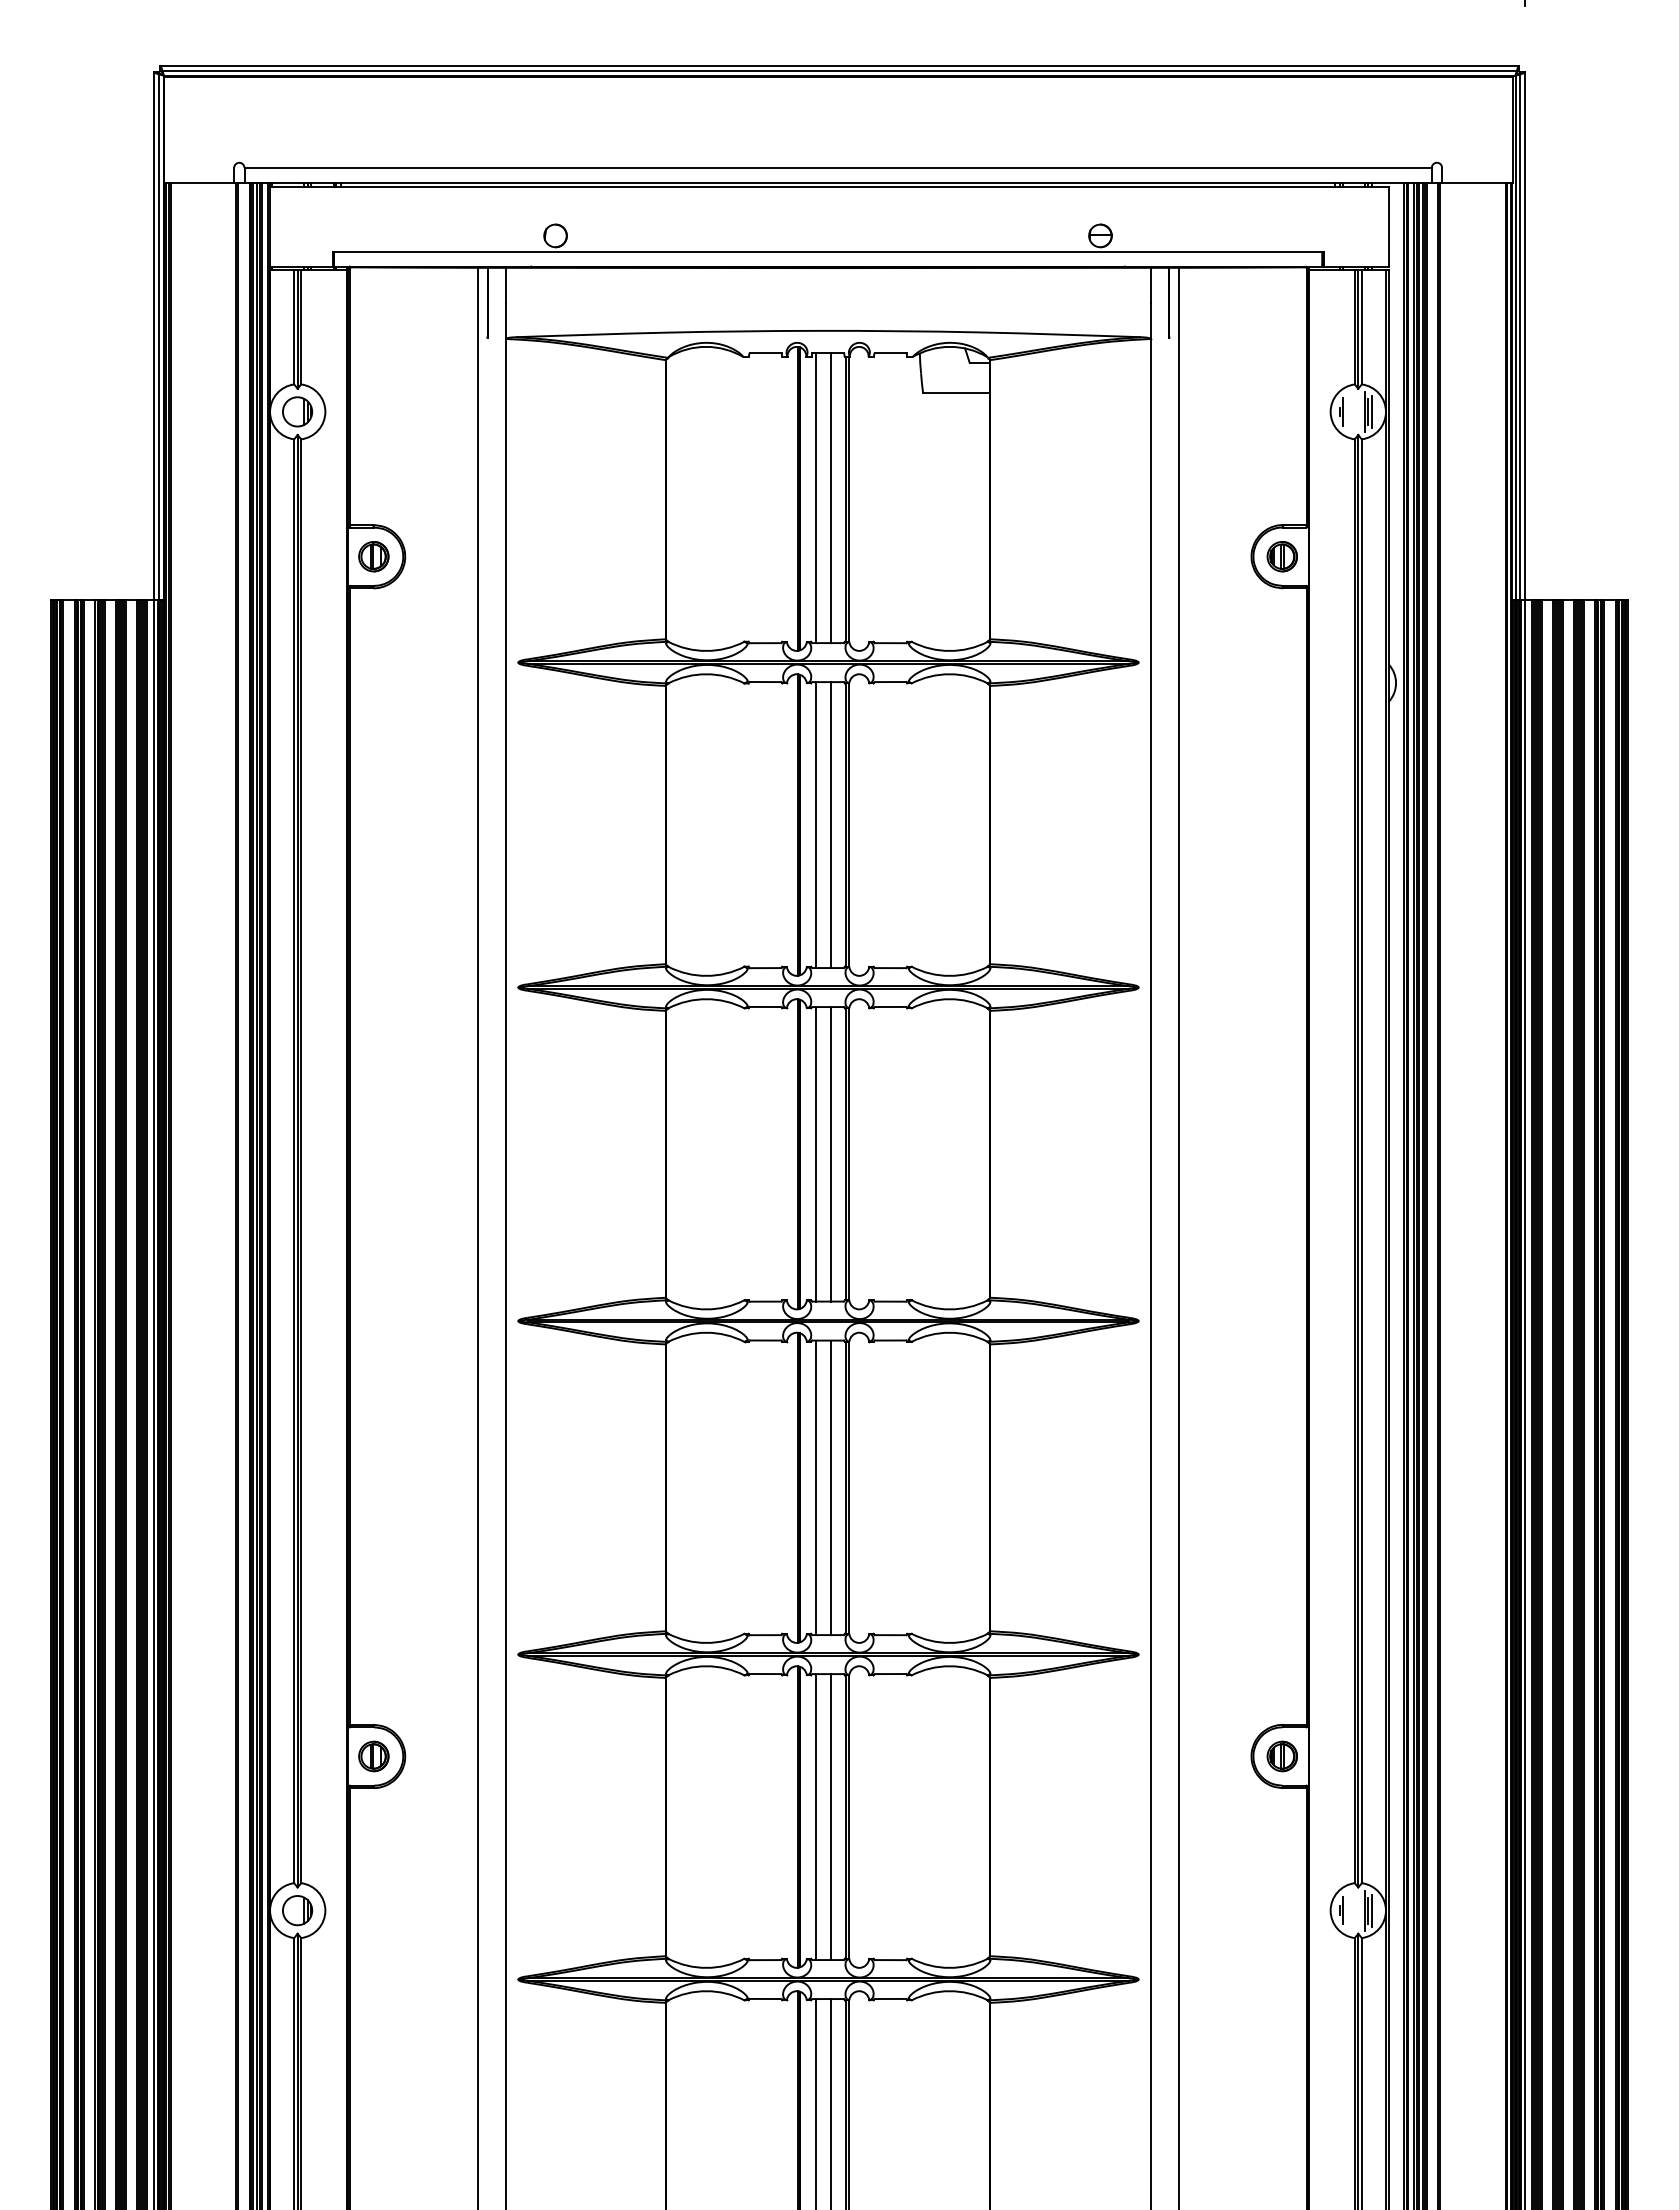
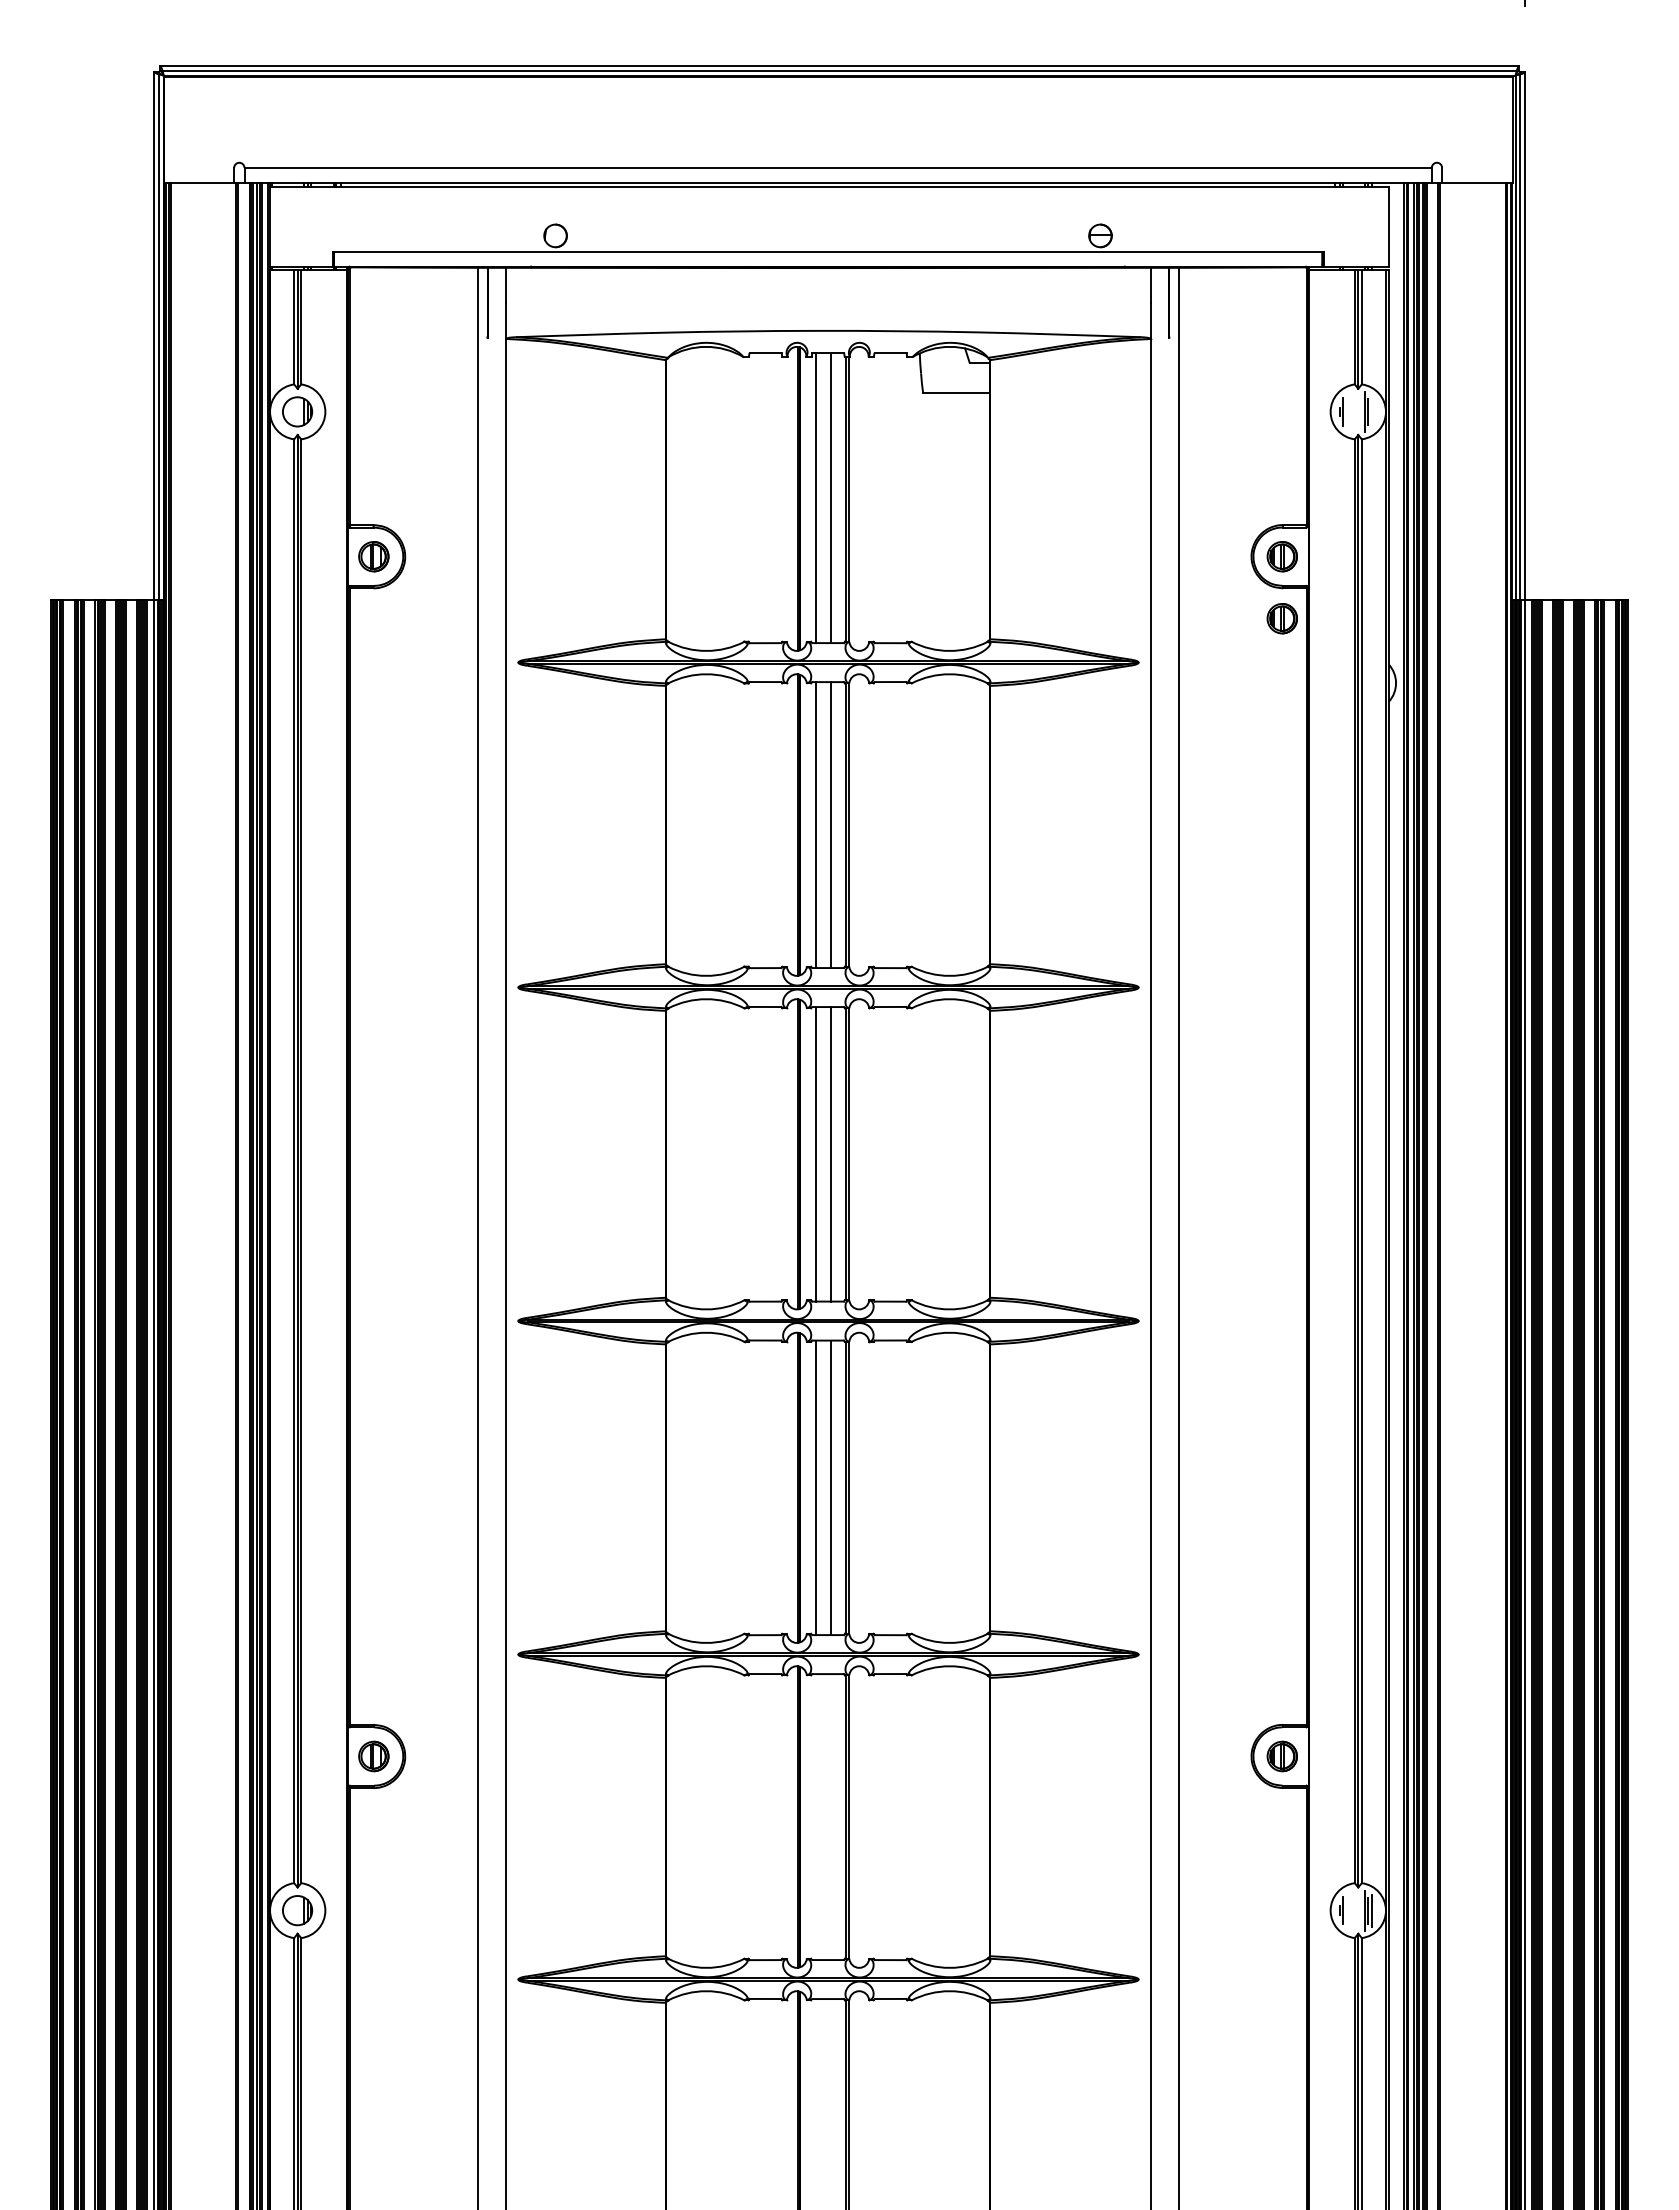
line: present -> none (1371, 411)
part: none -> present (1281, 618)
line: present -> none (815, 1817)
line: present -> none (830, 1817)
line: present -> none (815, 2102)
line: present -> none (830, 2102)
